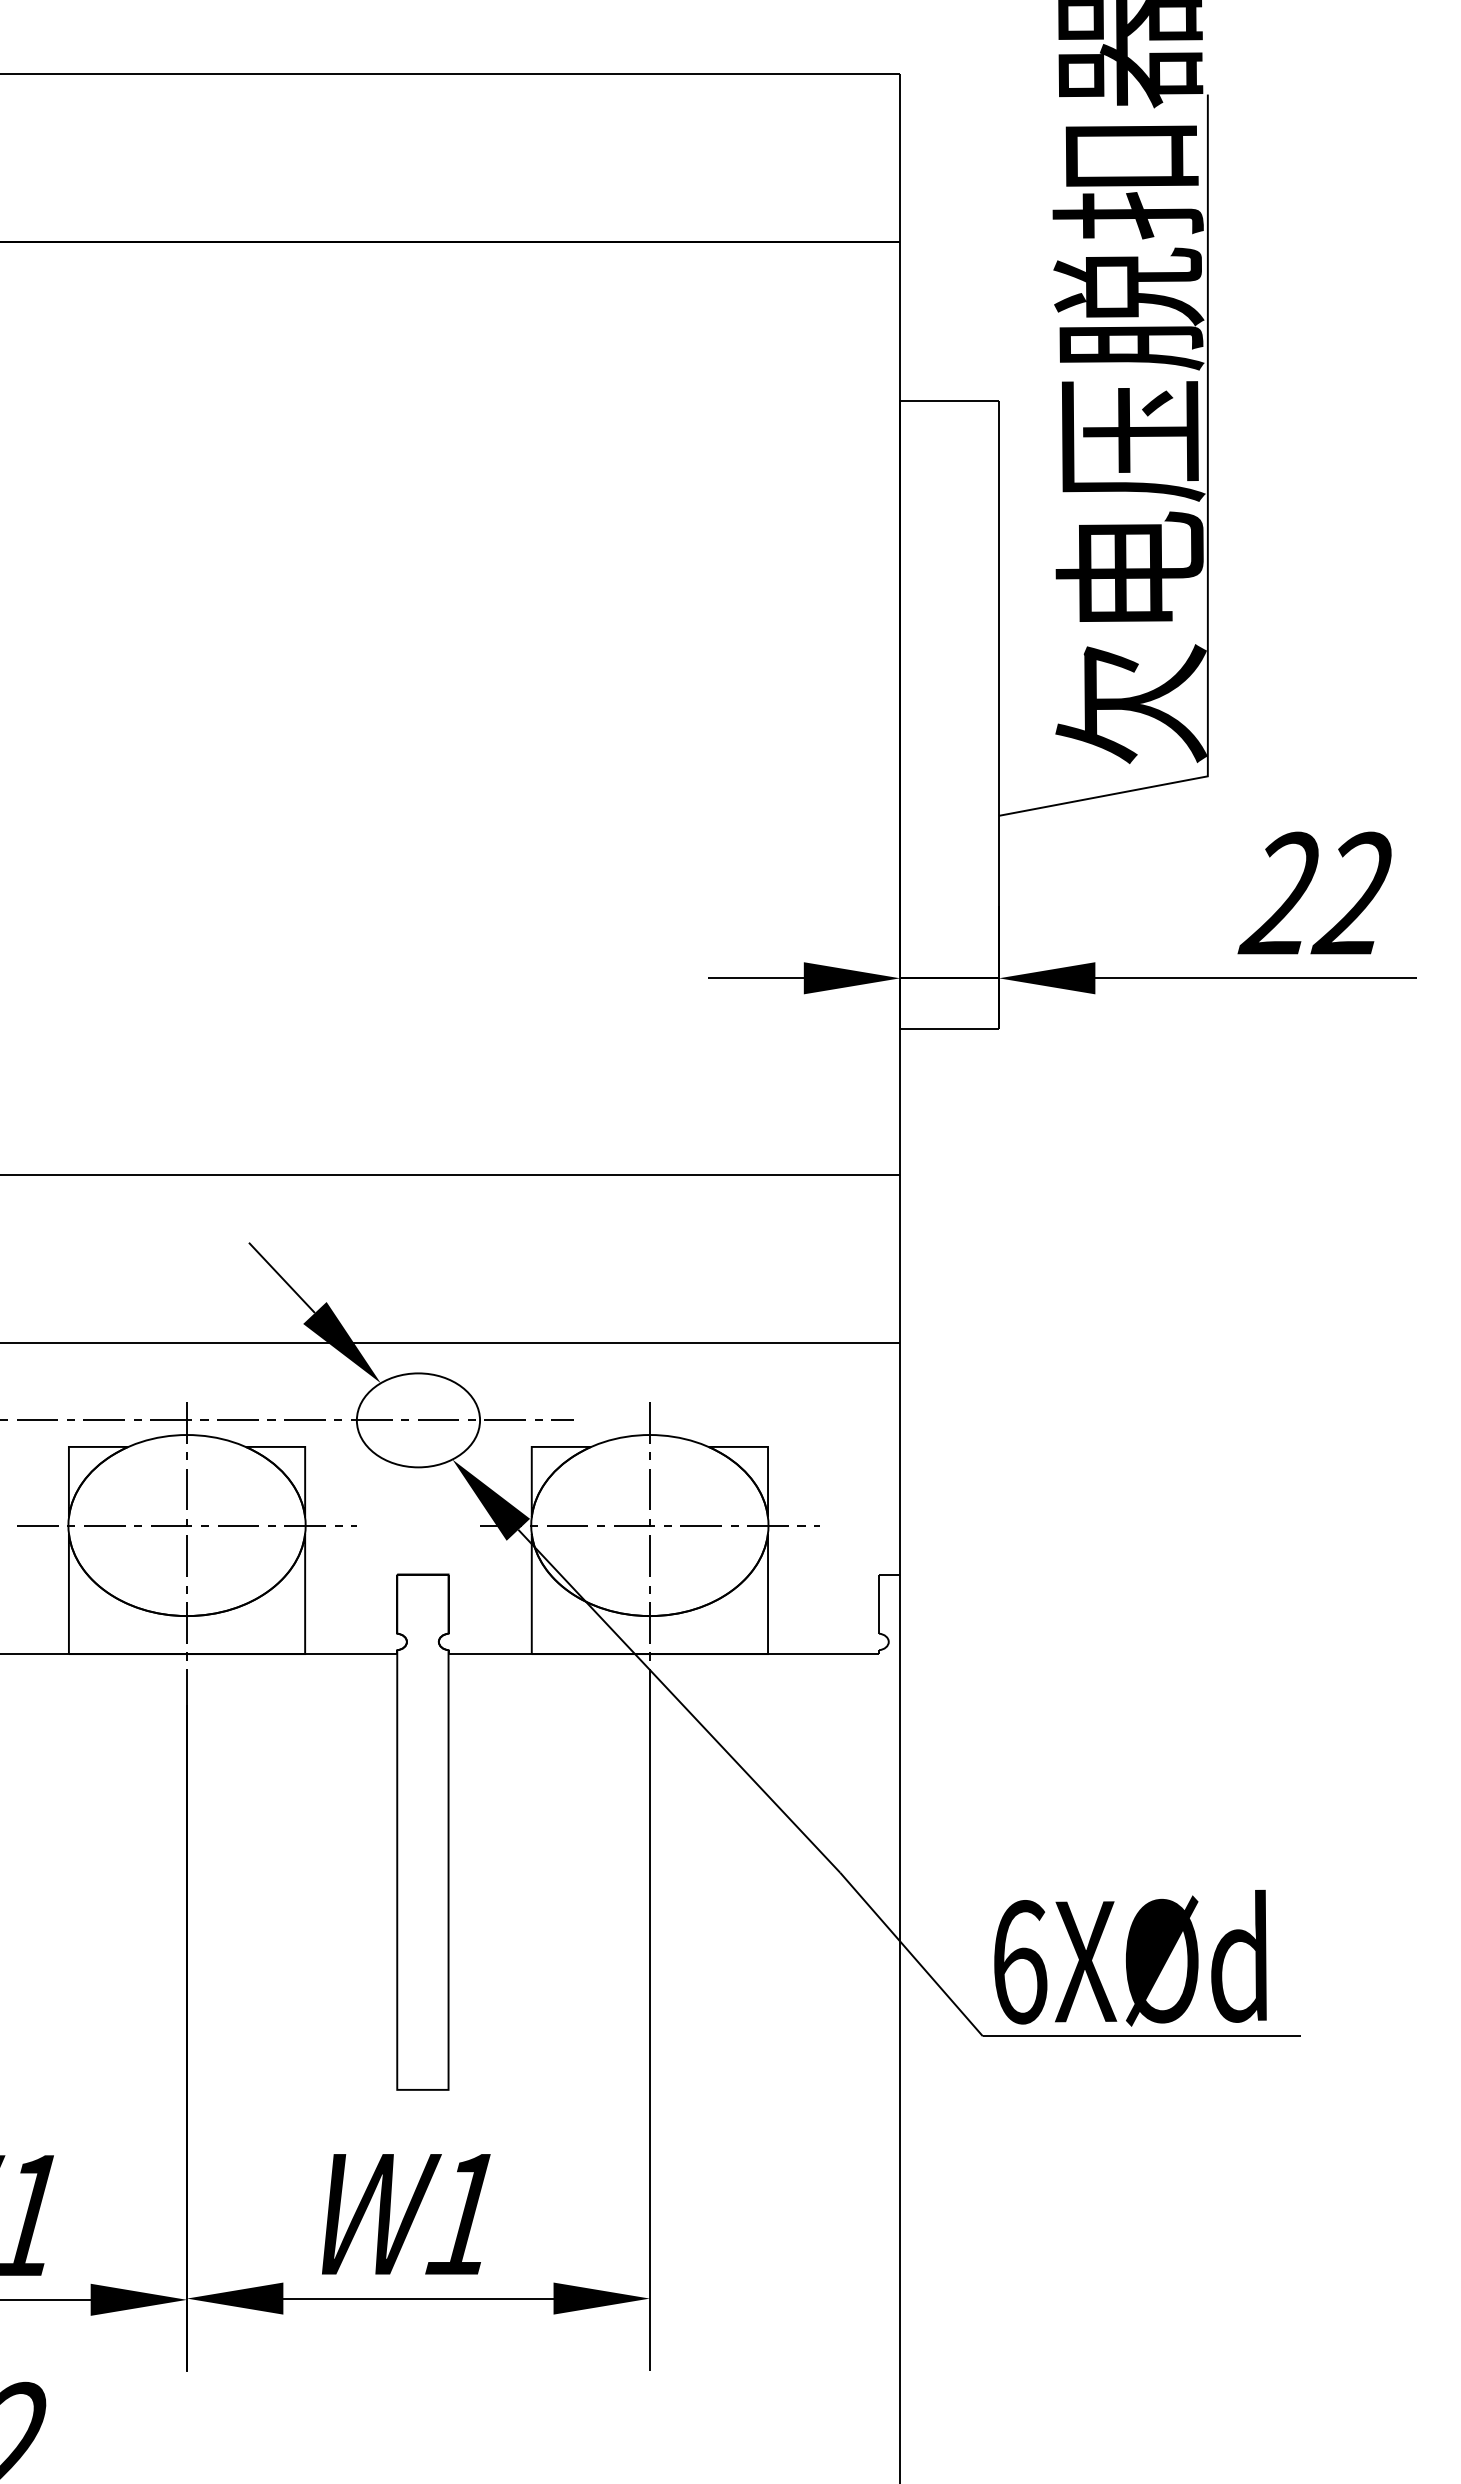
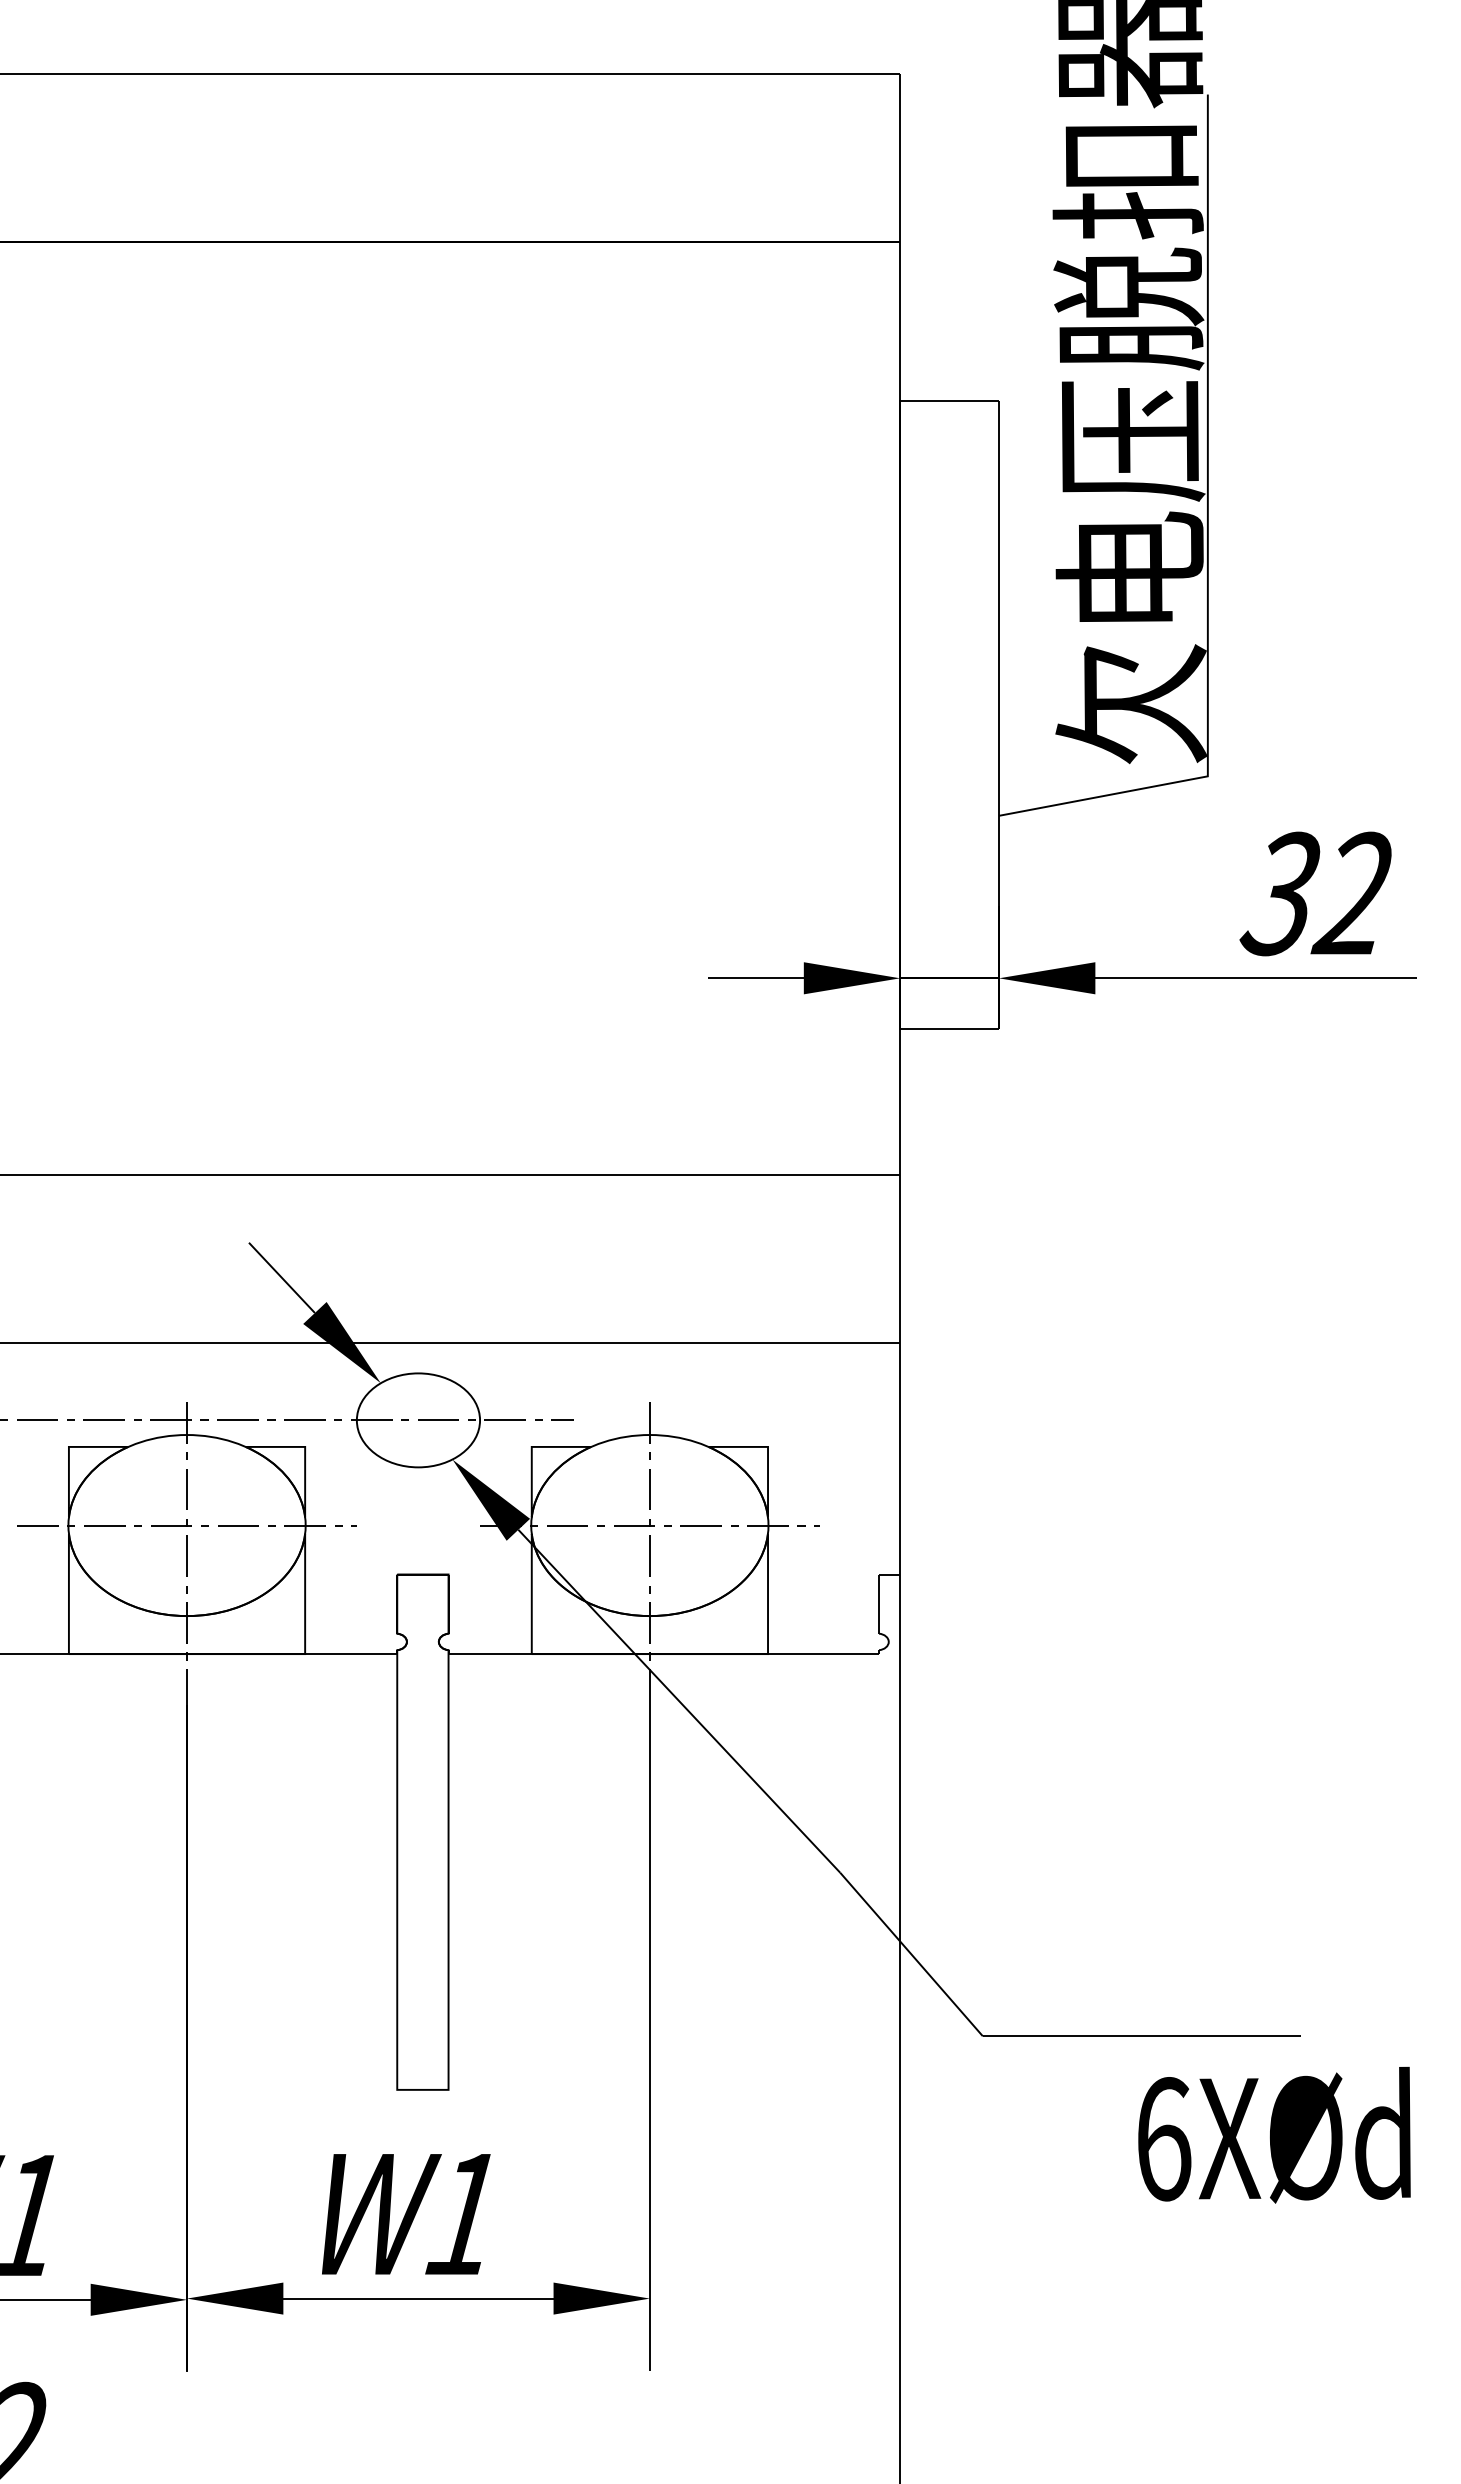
text: 22 -> 32 (1278, 894)
text position: (1130, 1957) -> (1274, 2134) (1274, 2134)
